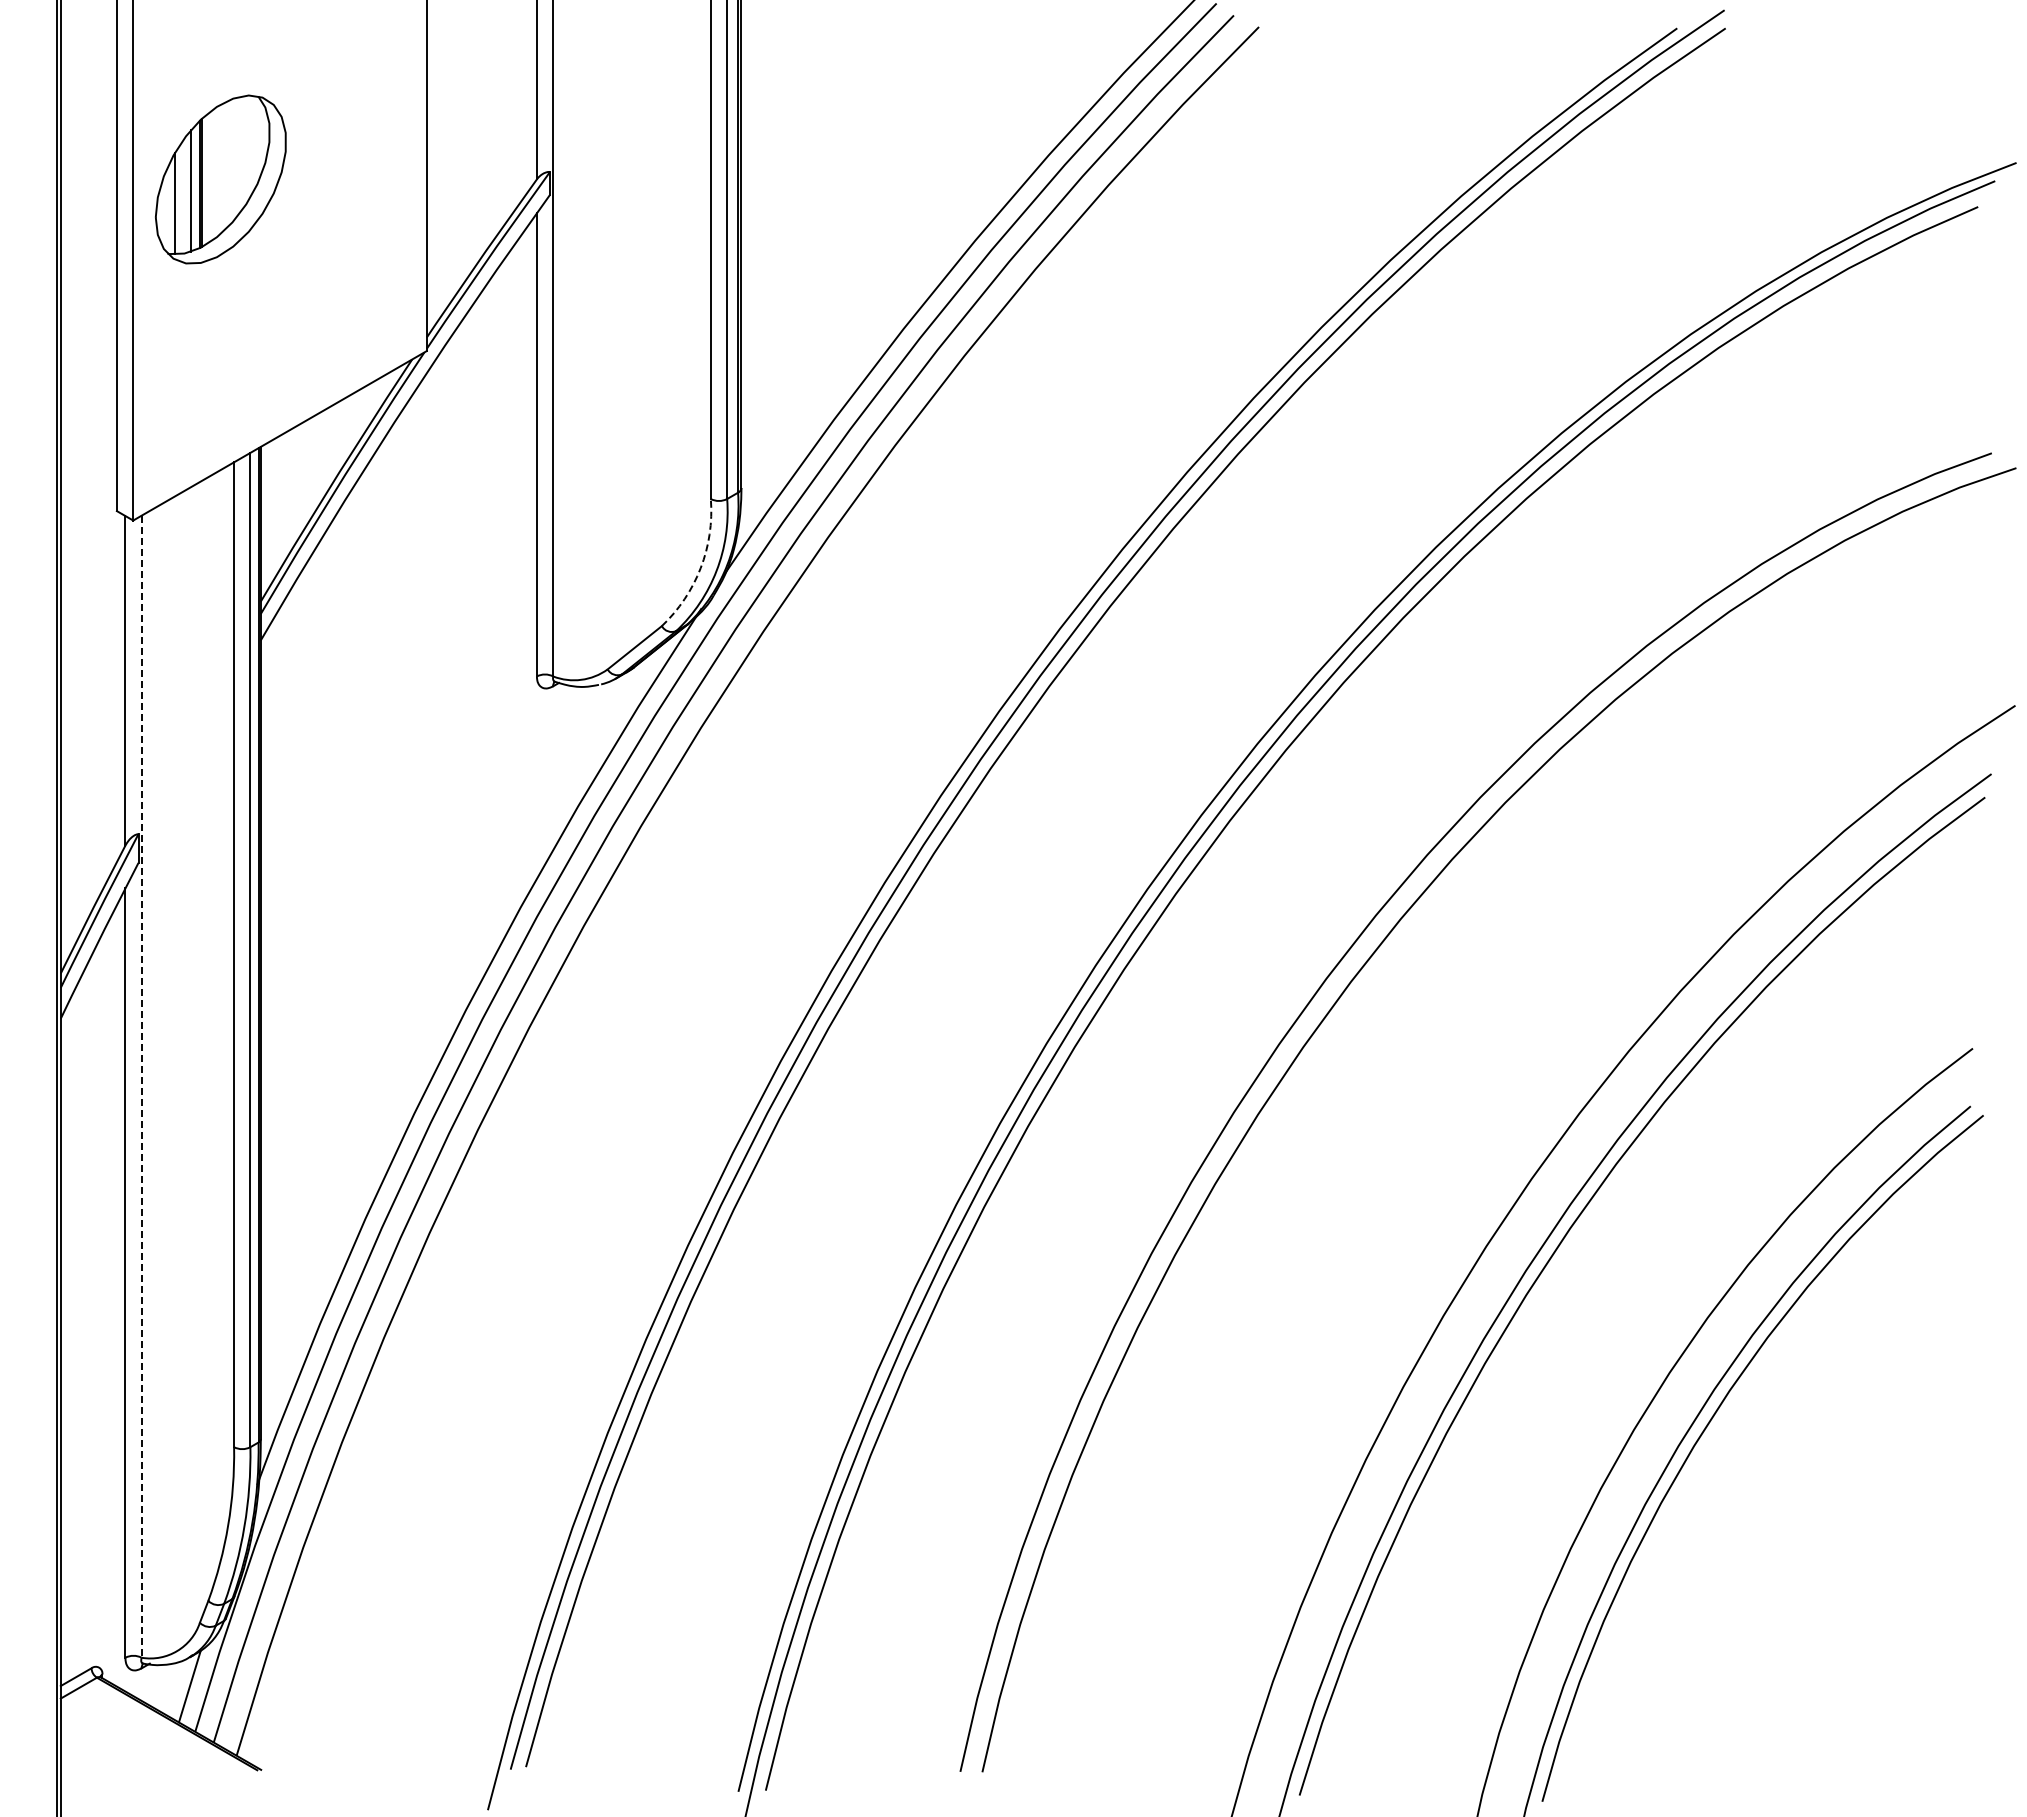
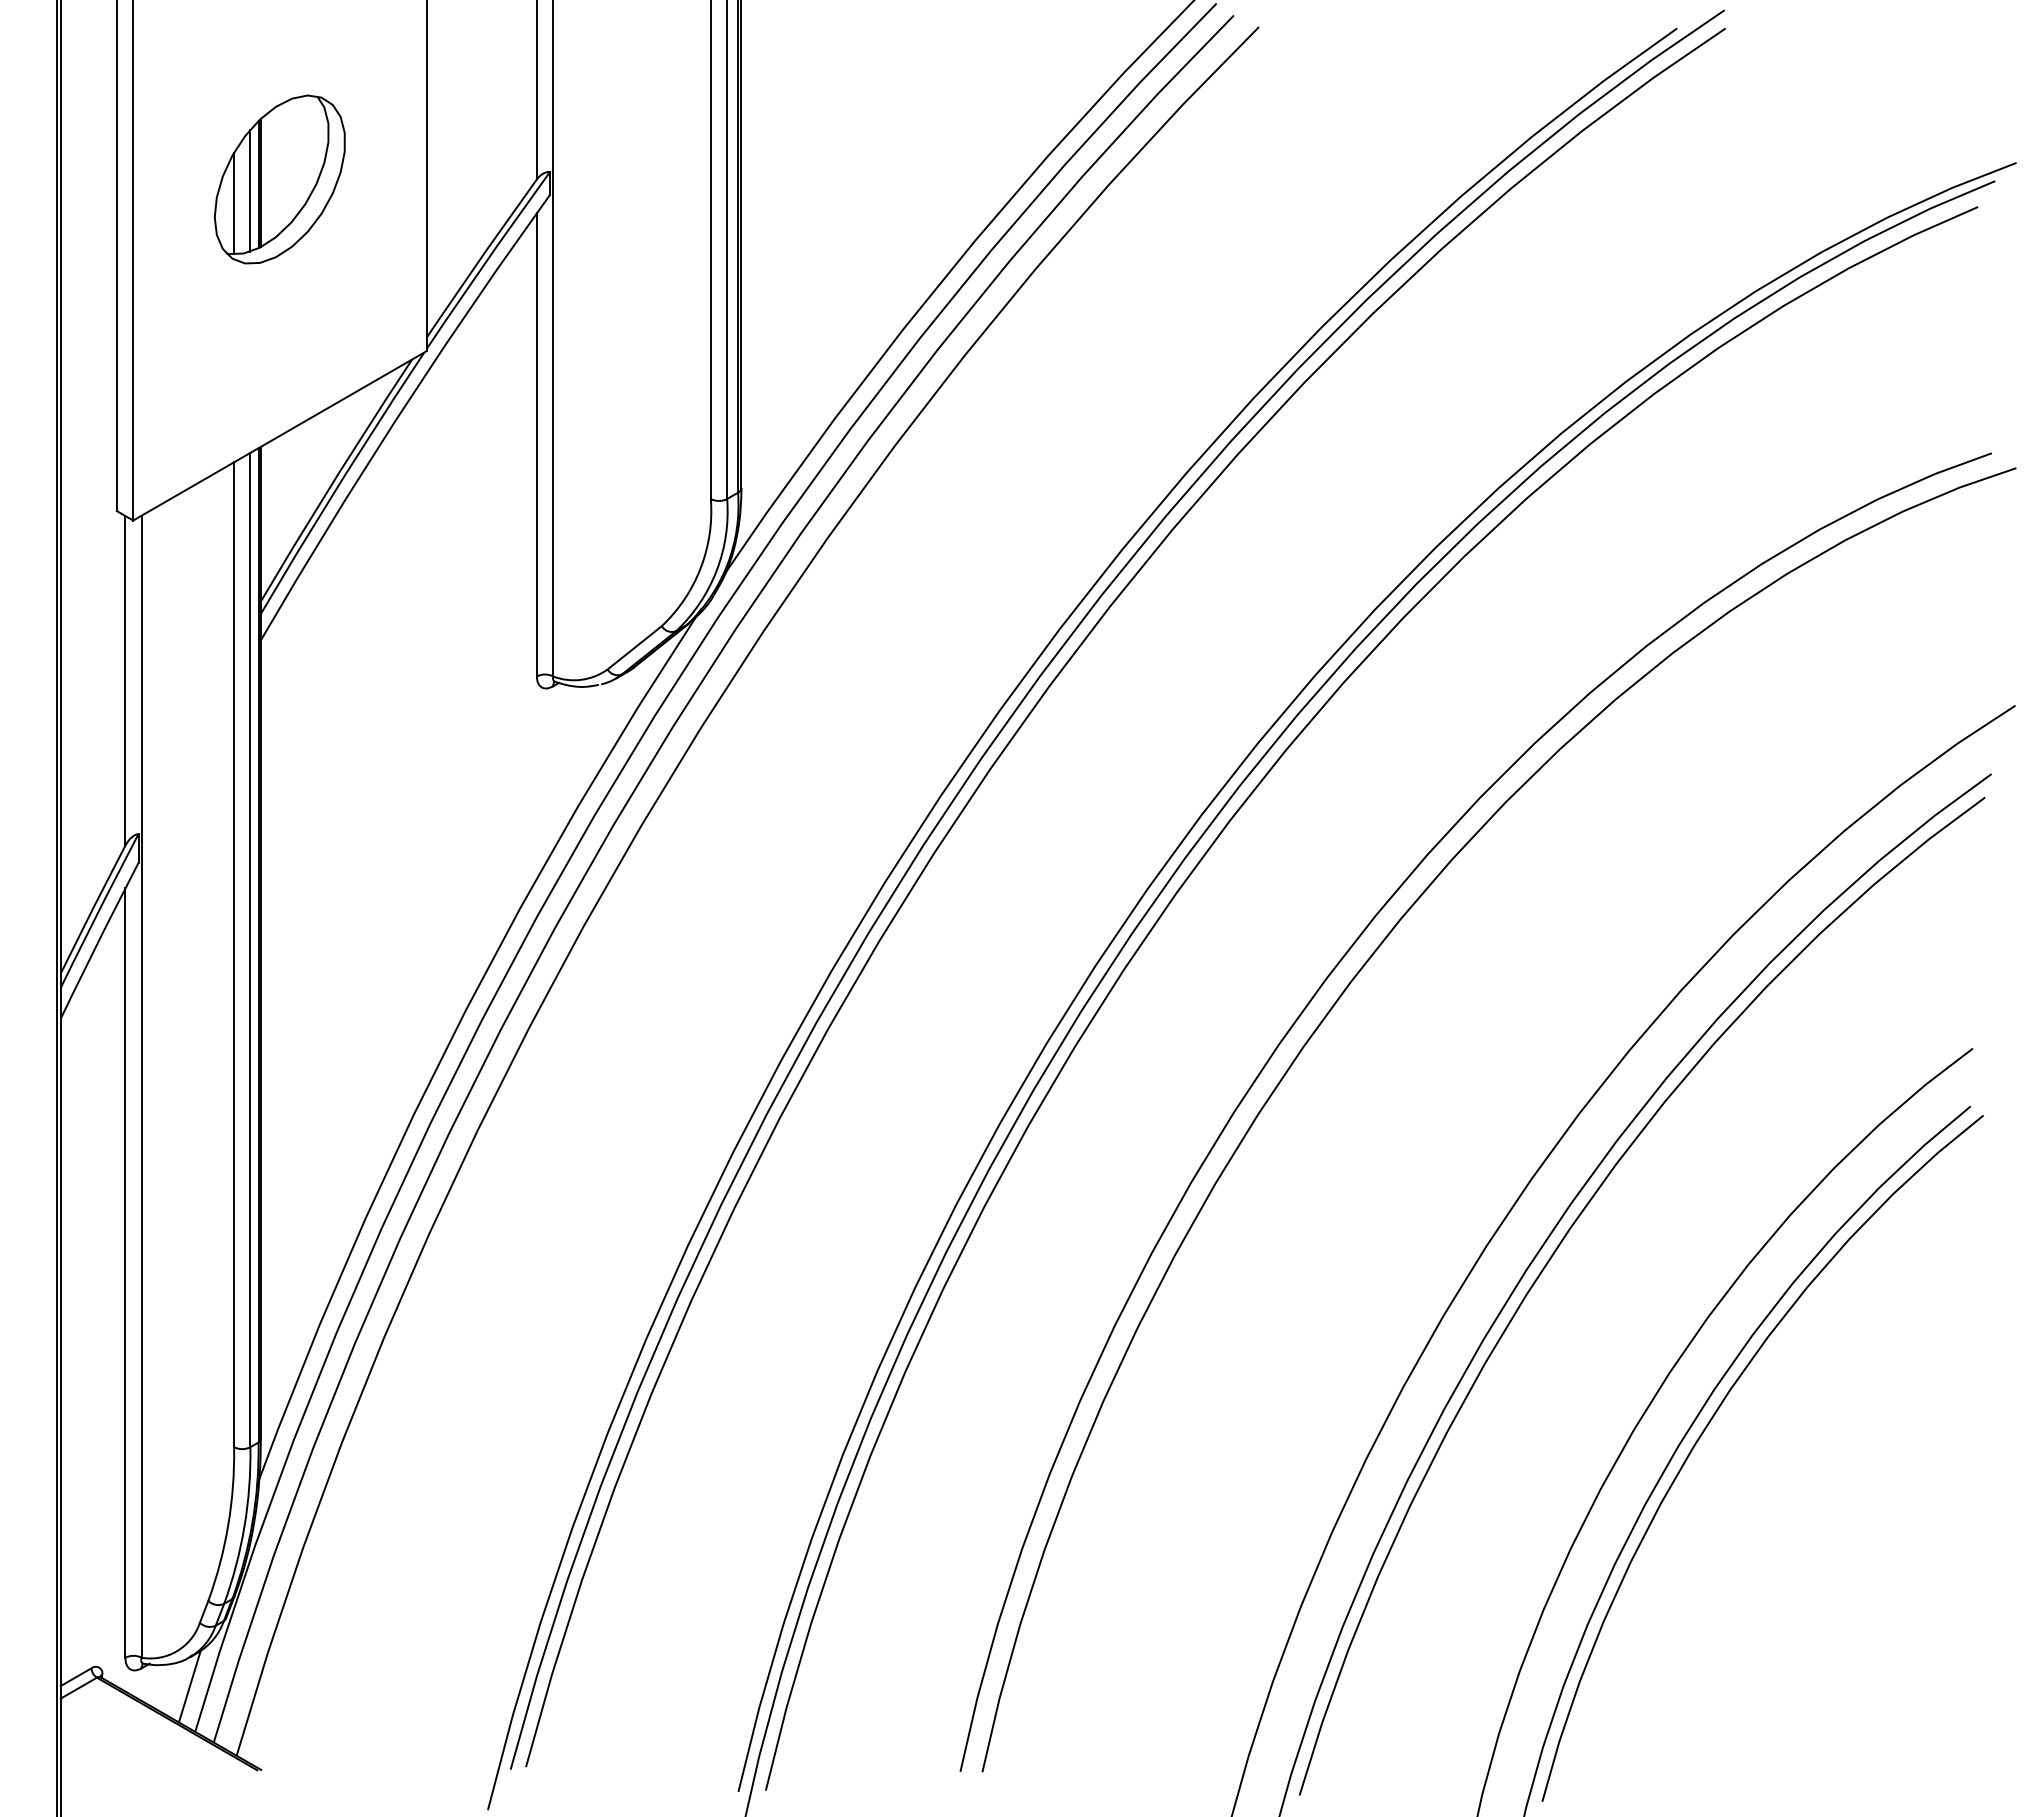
part position: (220, 179) -> (279, 179) (279, 179)
arc: dashed -> solid (700, 568)
line: dashed -> solid (141, 1087)
